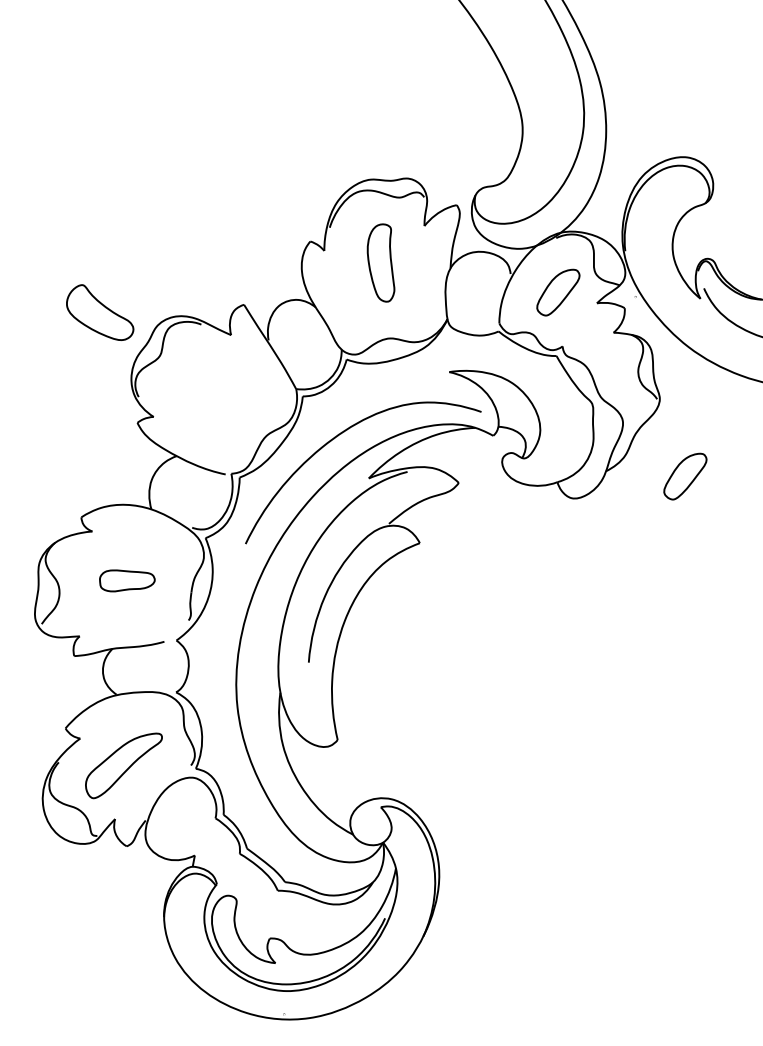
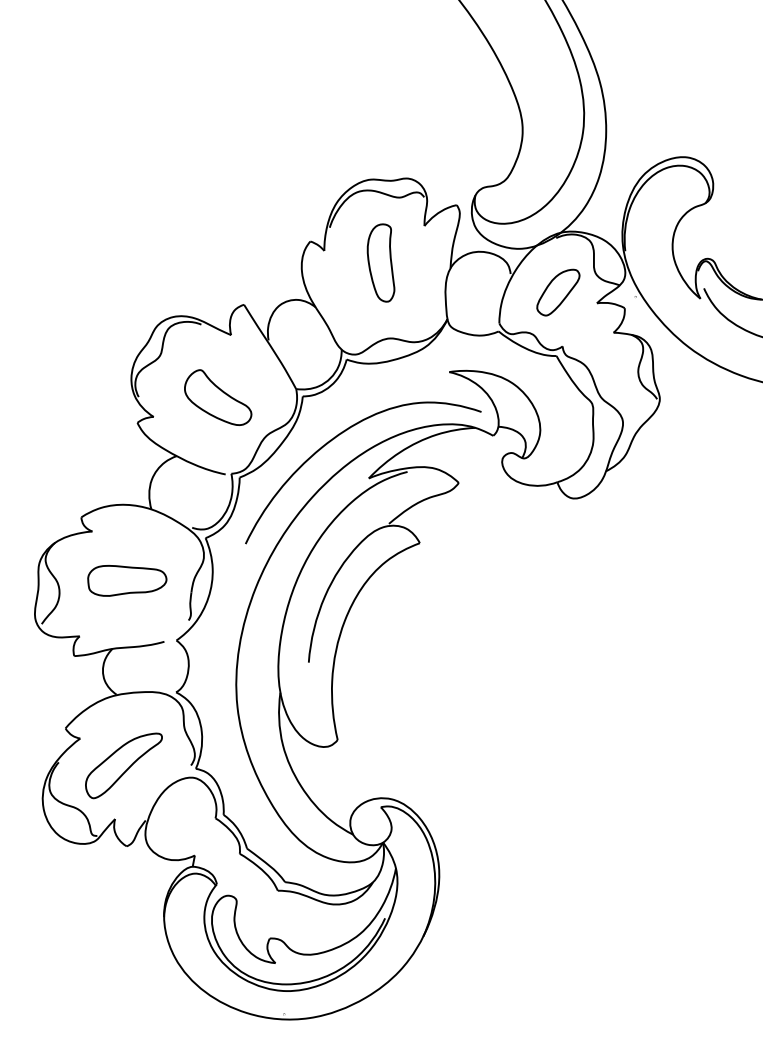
part position: (100, 312) -> (218, 397) (218, 397)
part: present -> none (685, 476)
part size: 57x24 px -> 81x32 px (127, 580)
